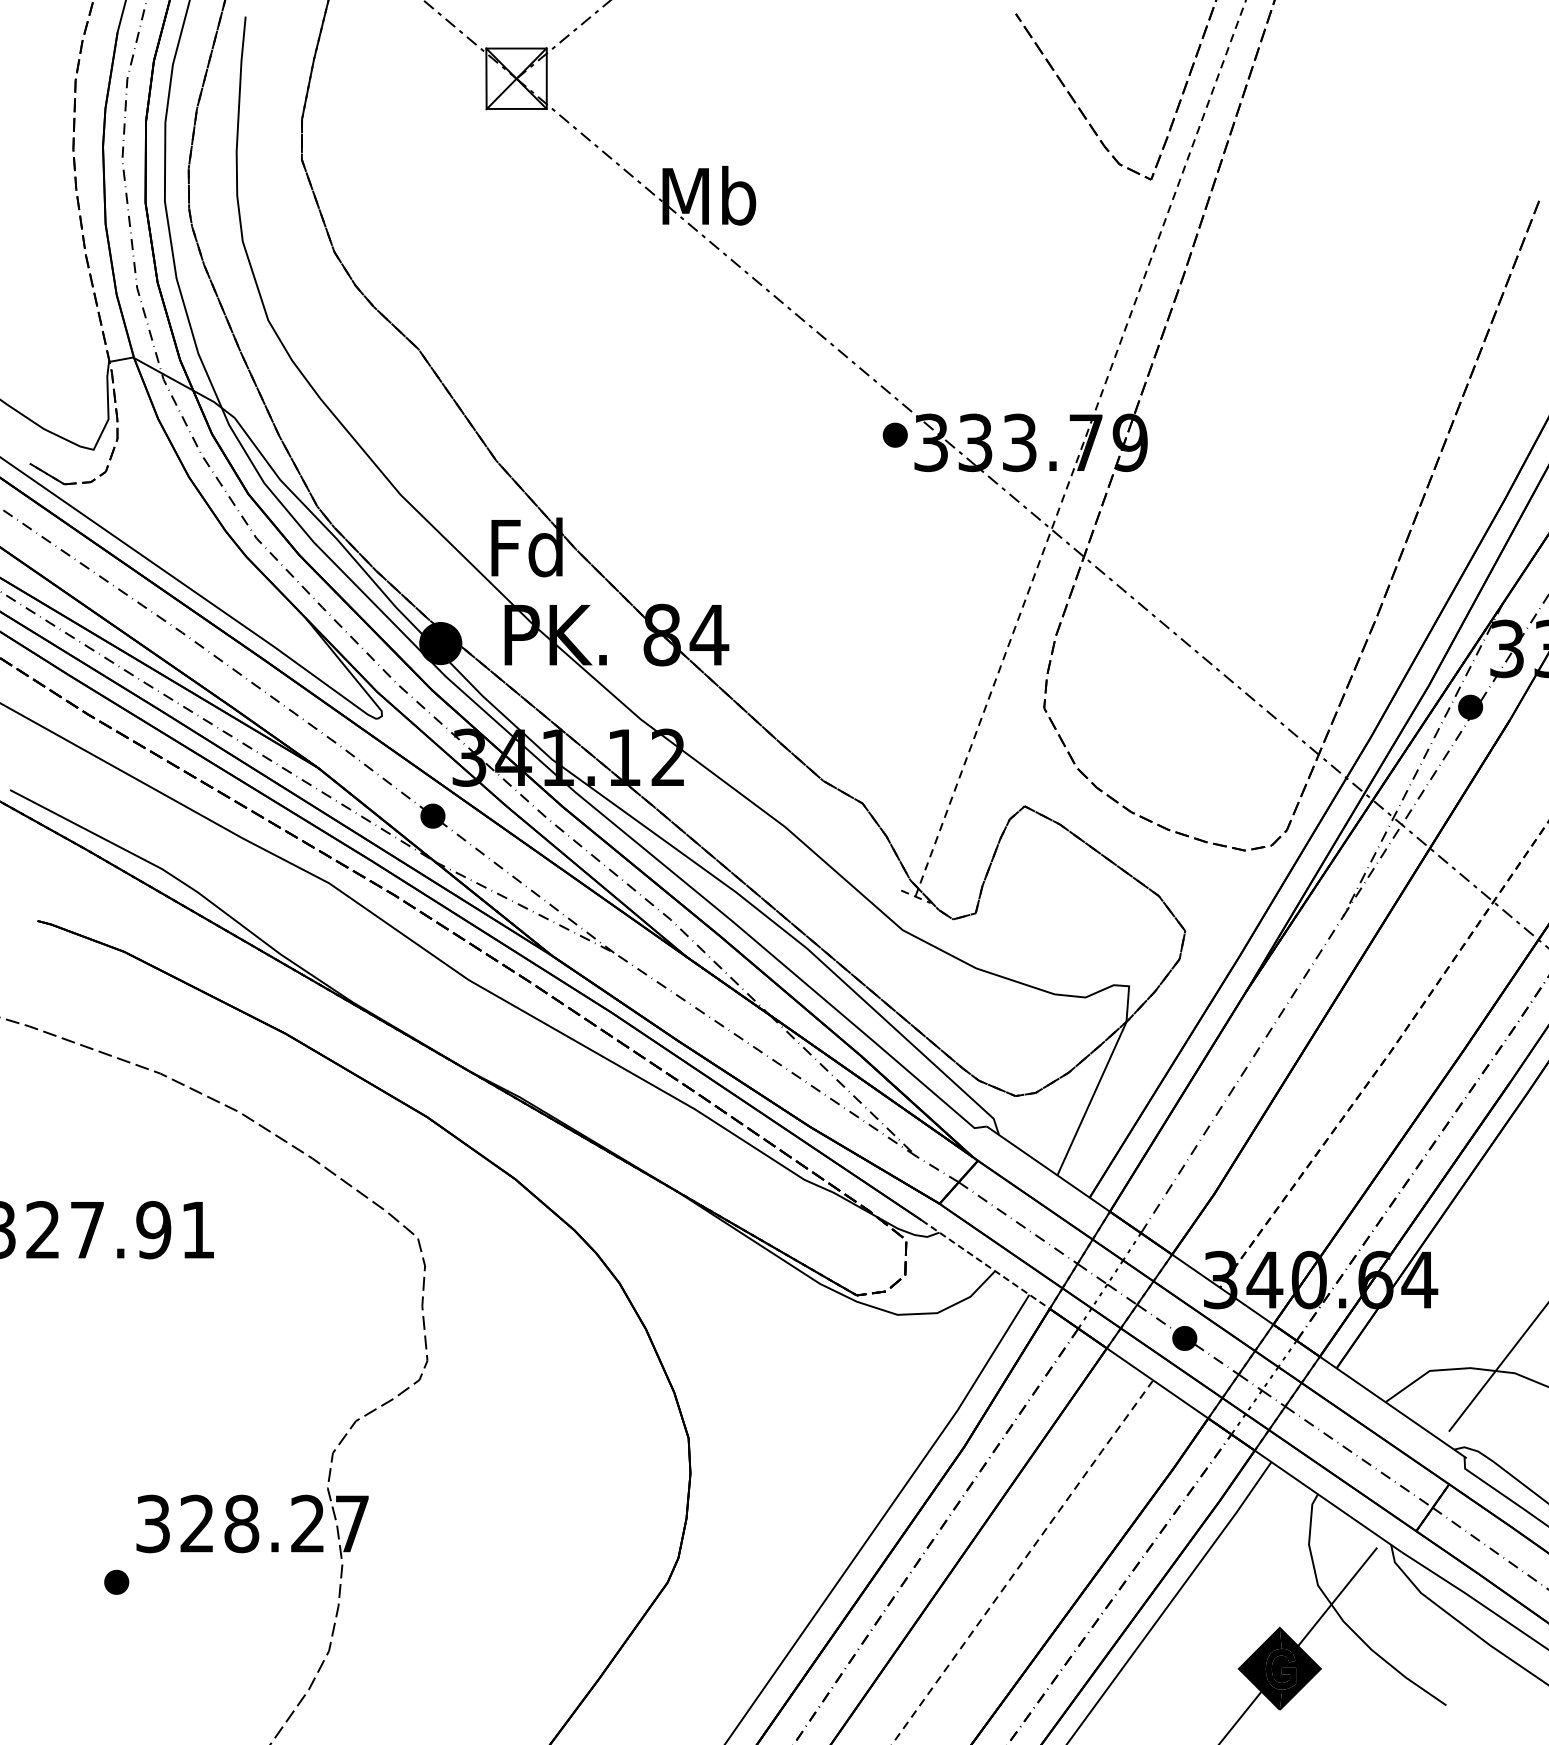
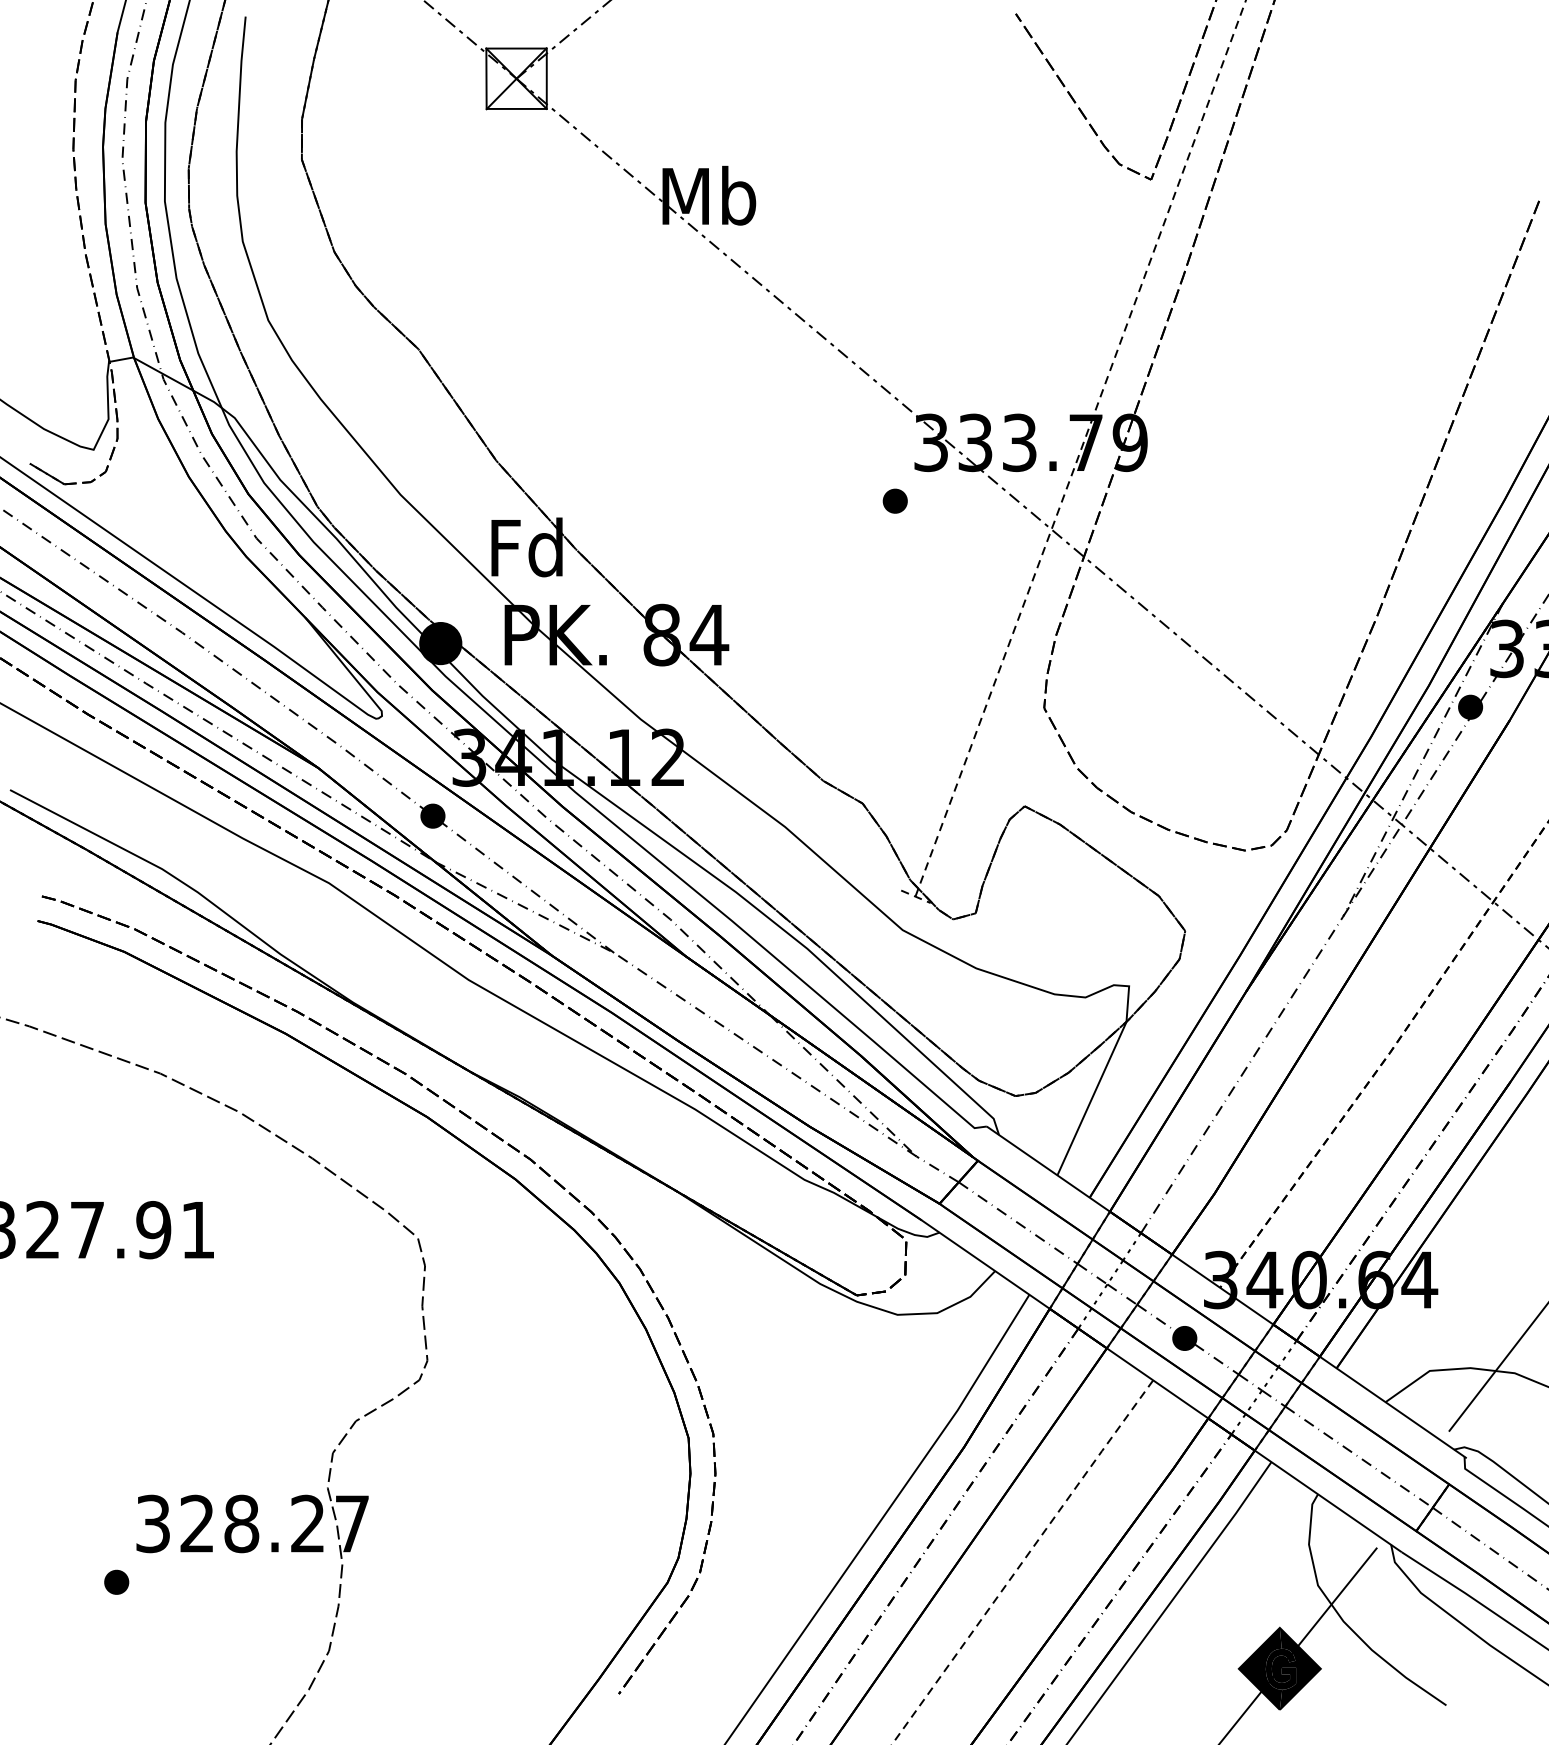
part position: (894, 434) -> (894, 500) (894, 500)
part: none -> present (491, 1134)
line: dashed -> solid (985, 1264)
